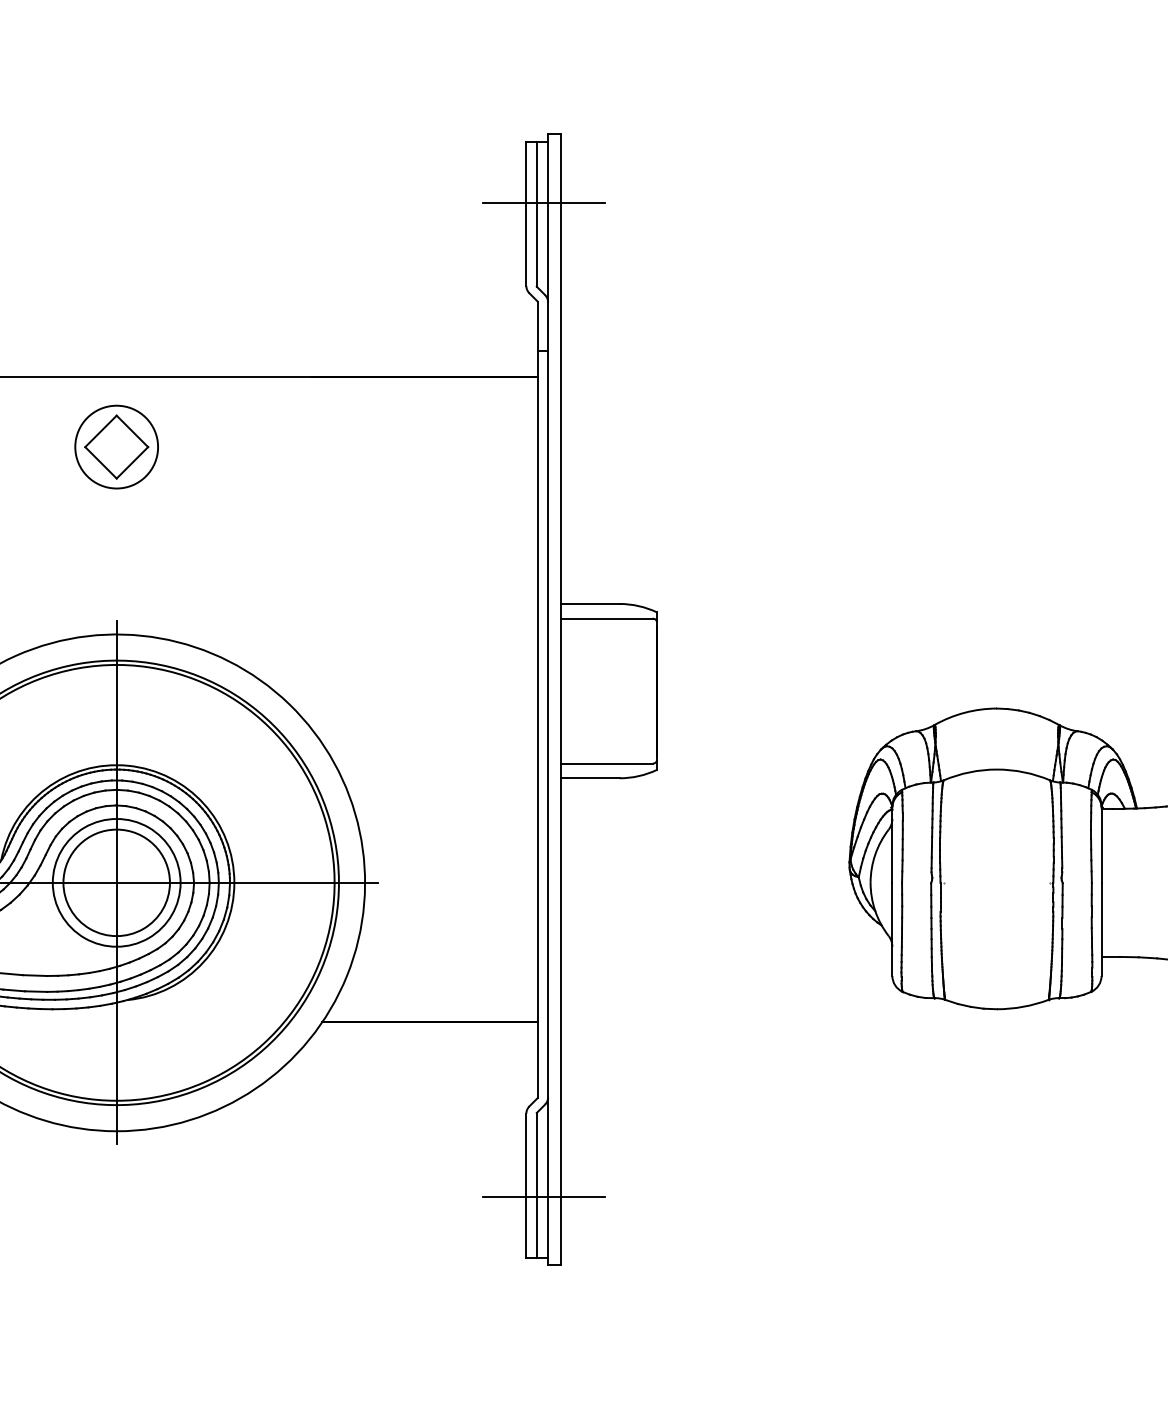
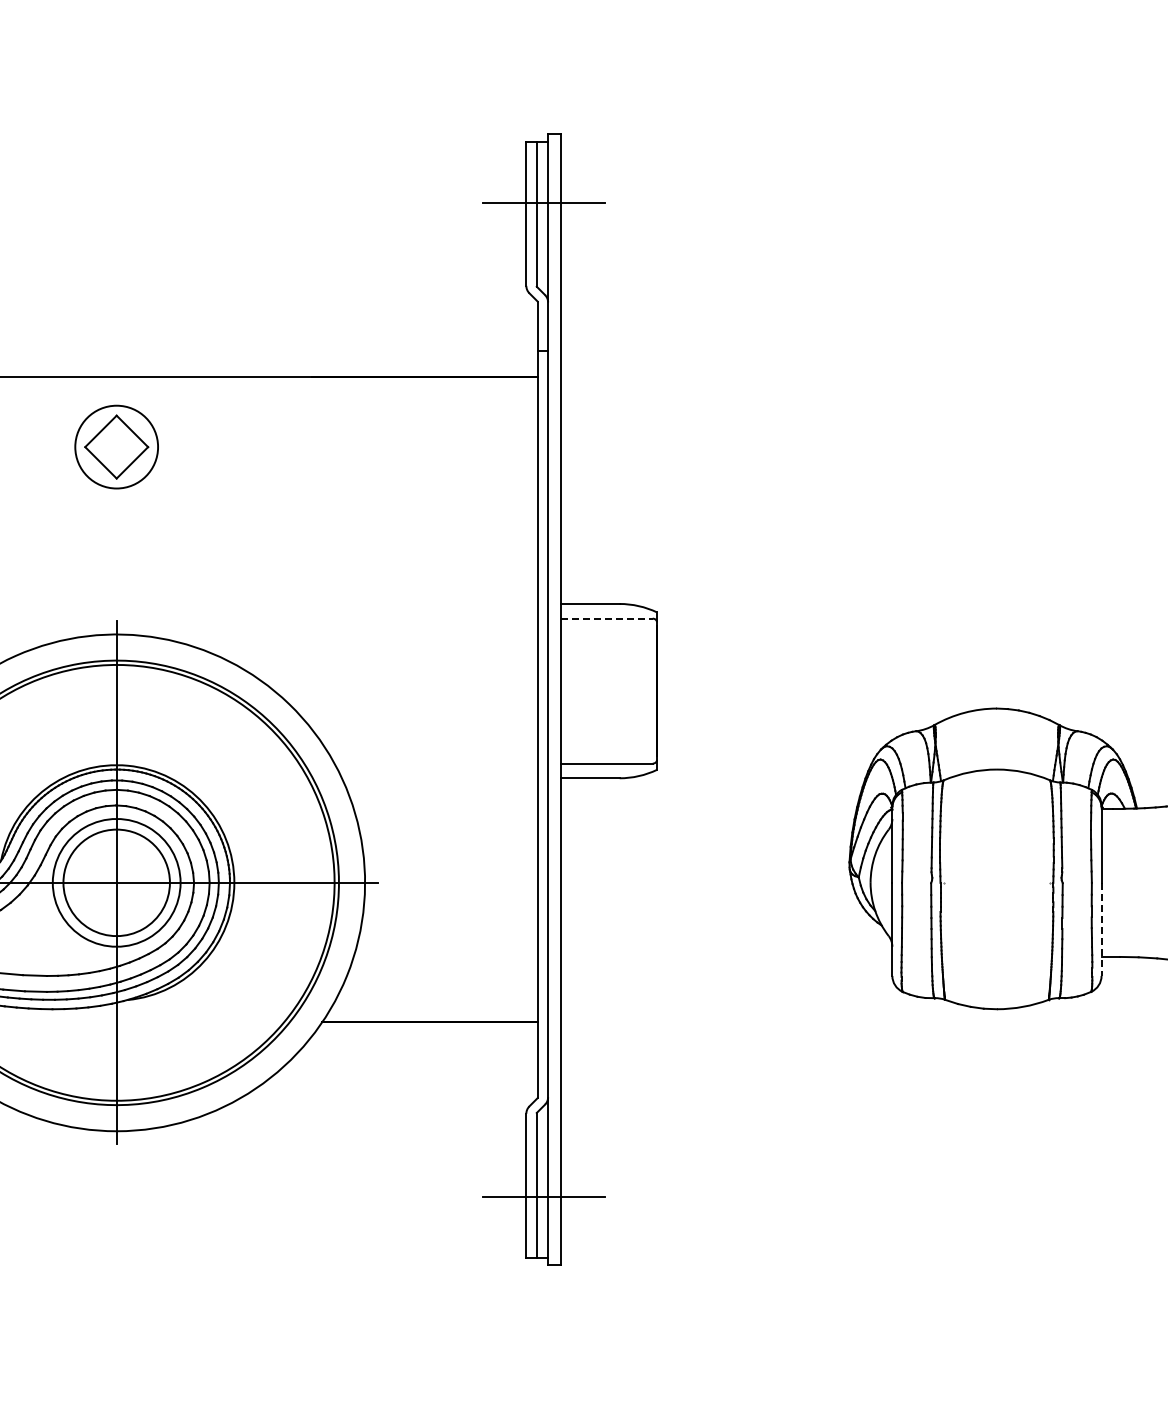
line: solid -> dashed (606, 618)
line: solid -> dashed (1101, 929)
